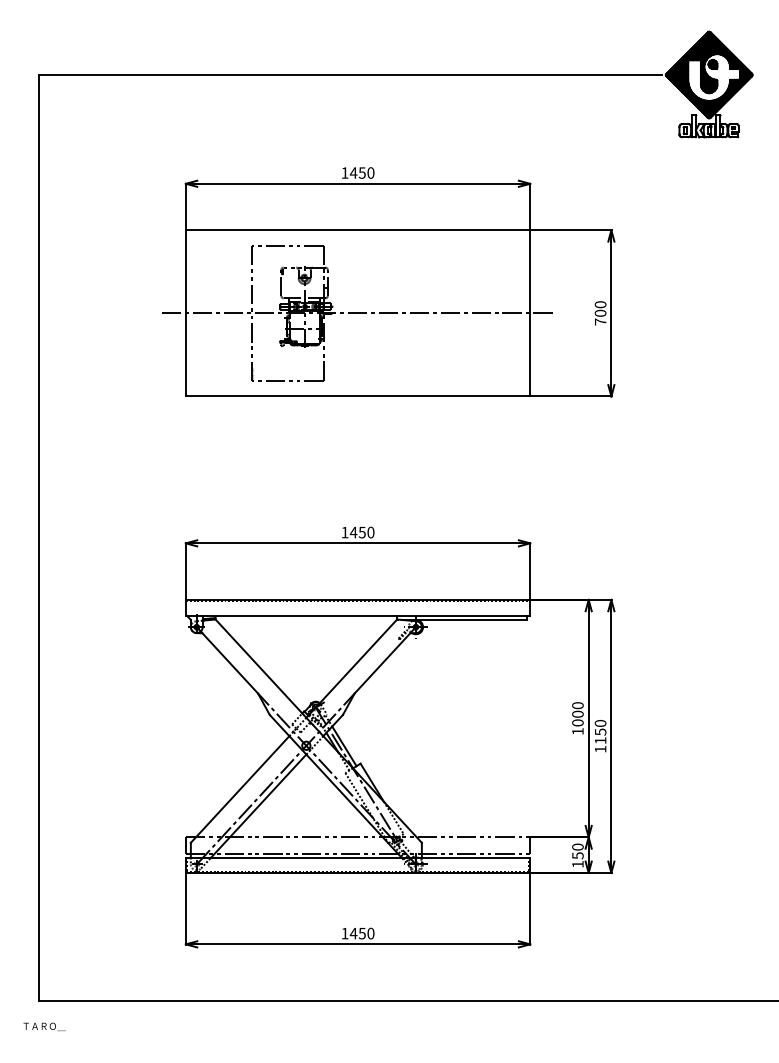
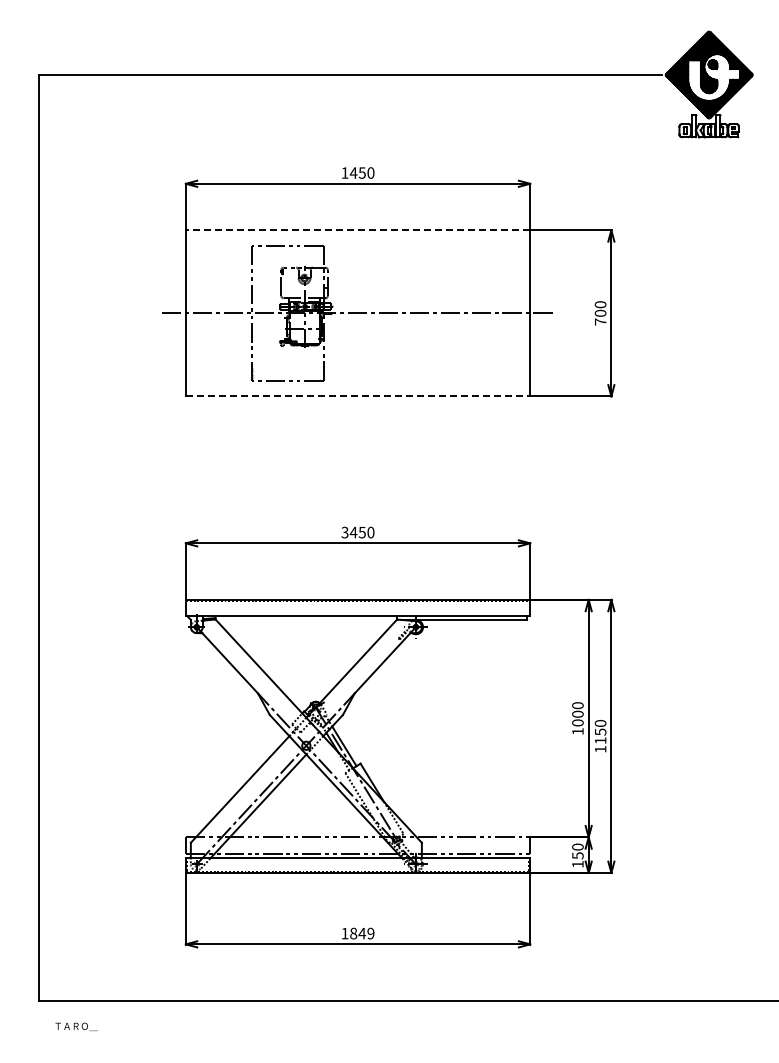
line: solid -> dashed (357, 230)
line: solid -> dashed (358, 396)
text: 1450 -> 3450 (344, 532)
text: 1450 -> 1849 (361, 933)
text position: (44, 1026) -> (76, 1026) (76, 1026)
